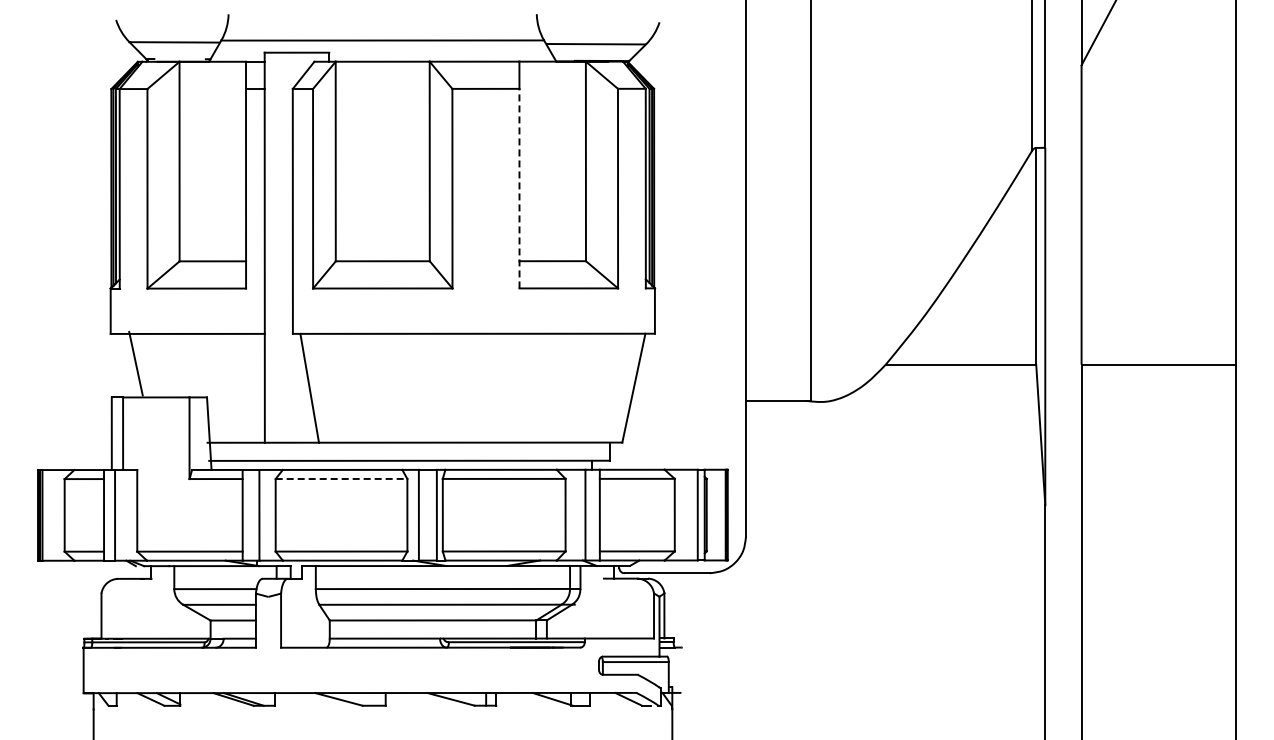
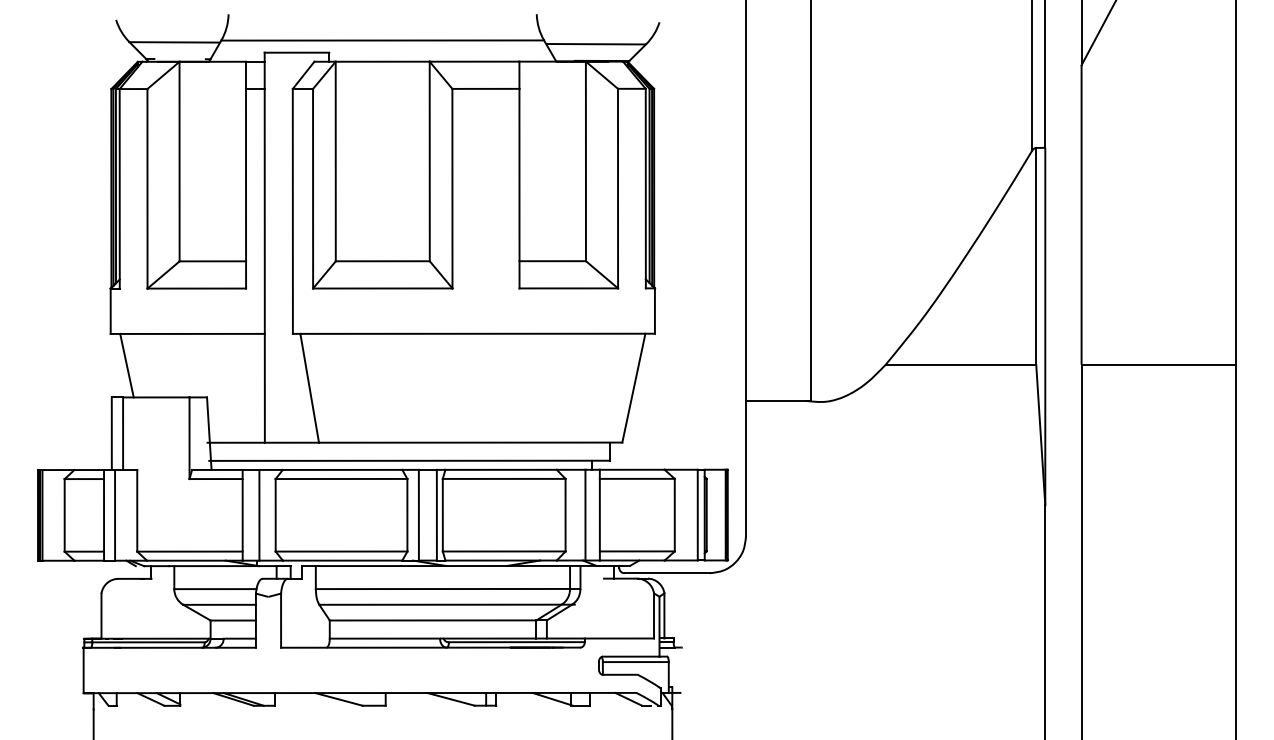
line: dashed -> solid (519, 188)
line position: (135, 363) -> (126, 365) (126, 365)
line: dashed -> solid (341, 478)
